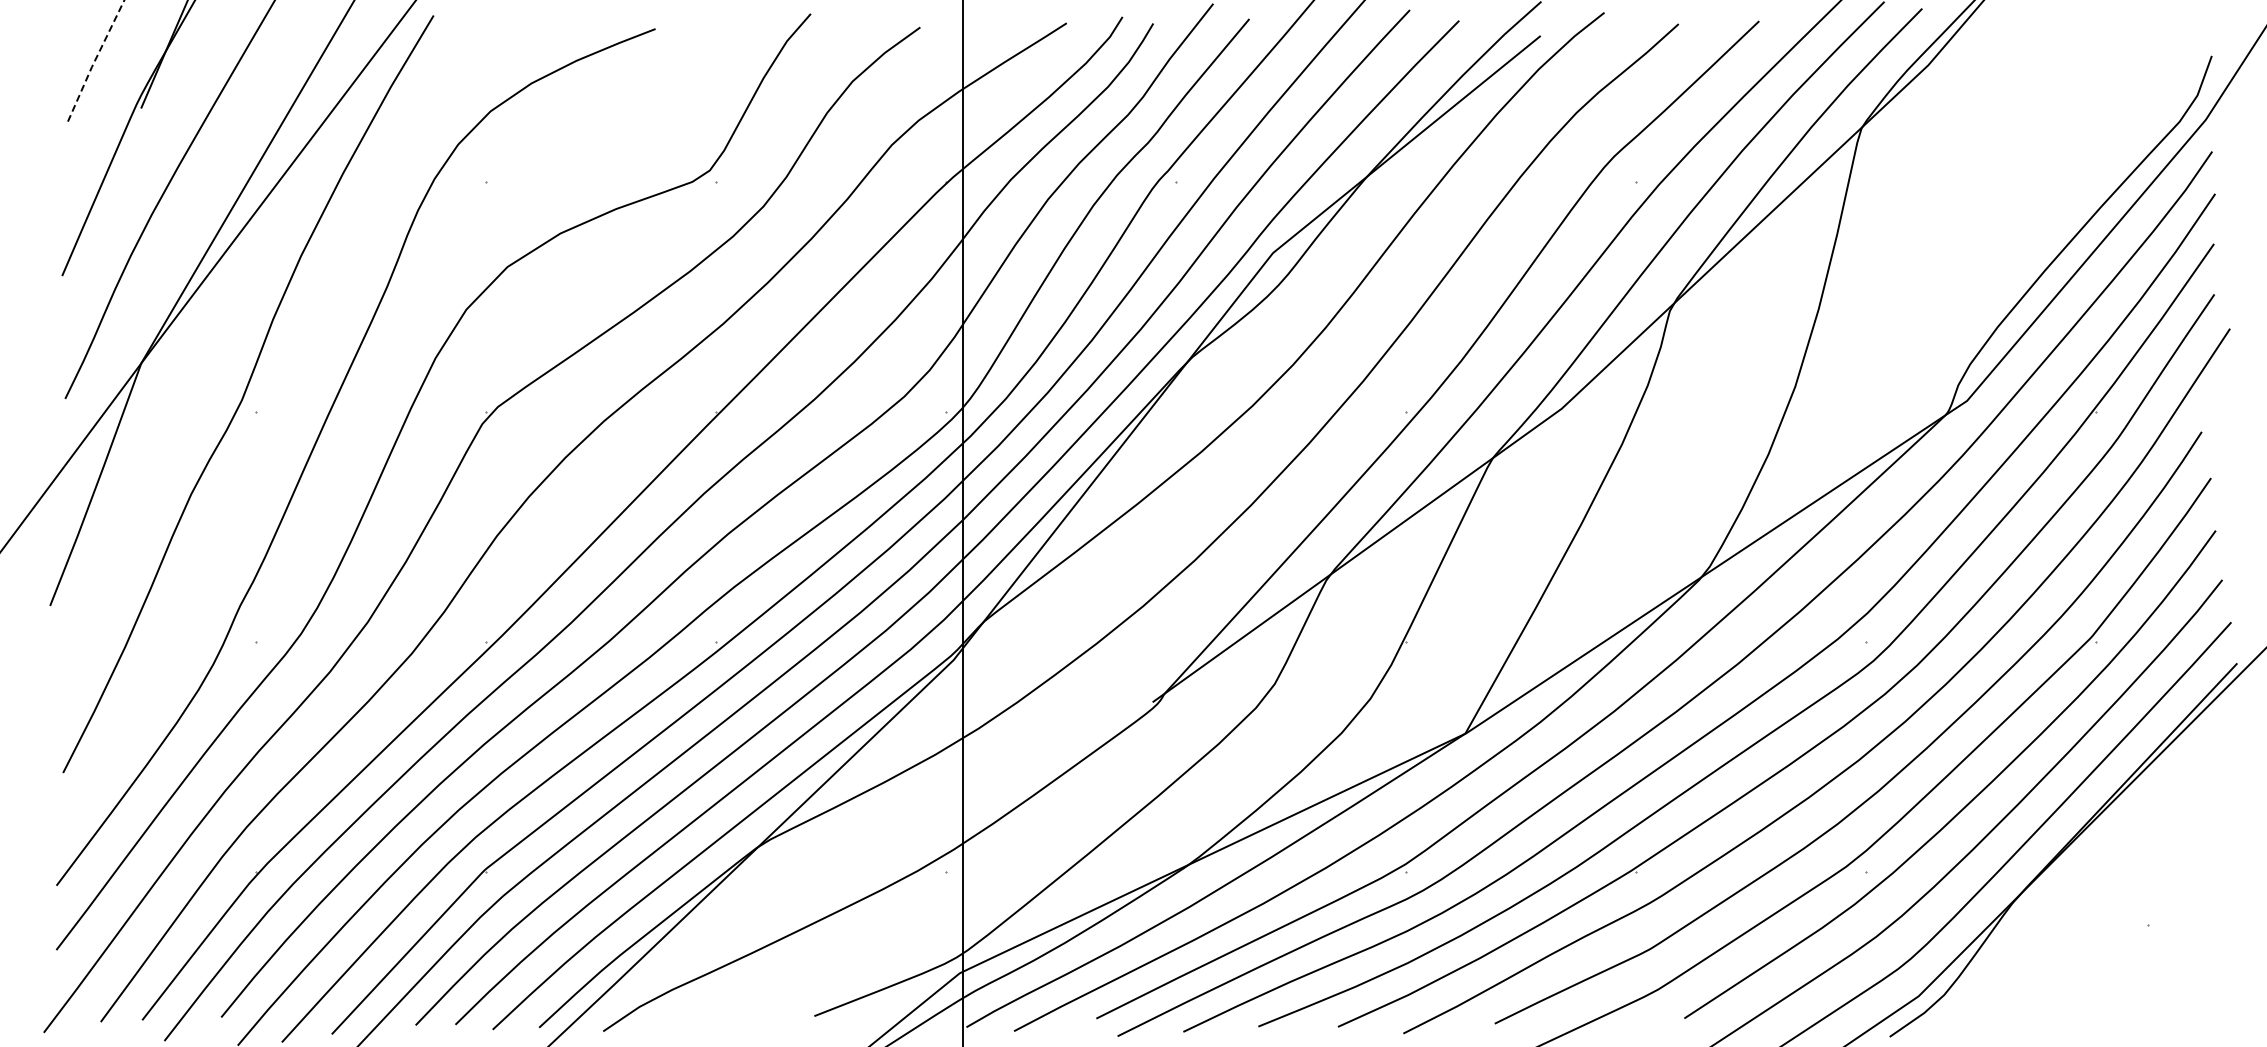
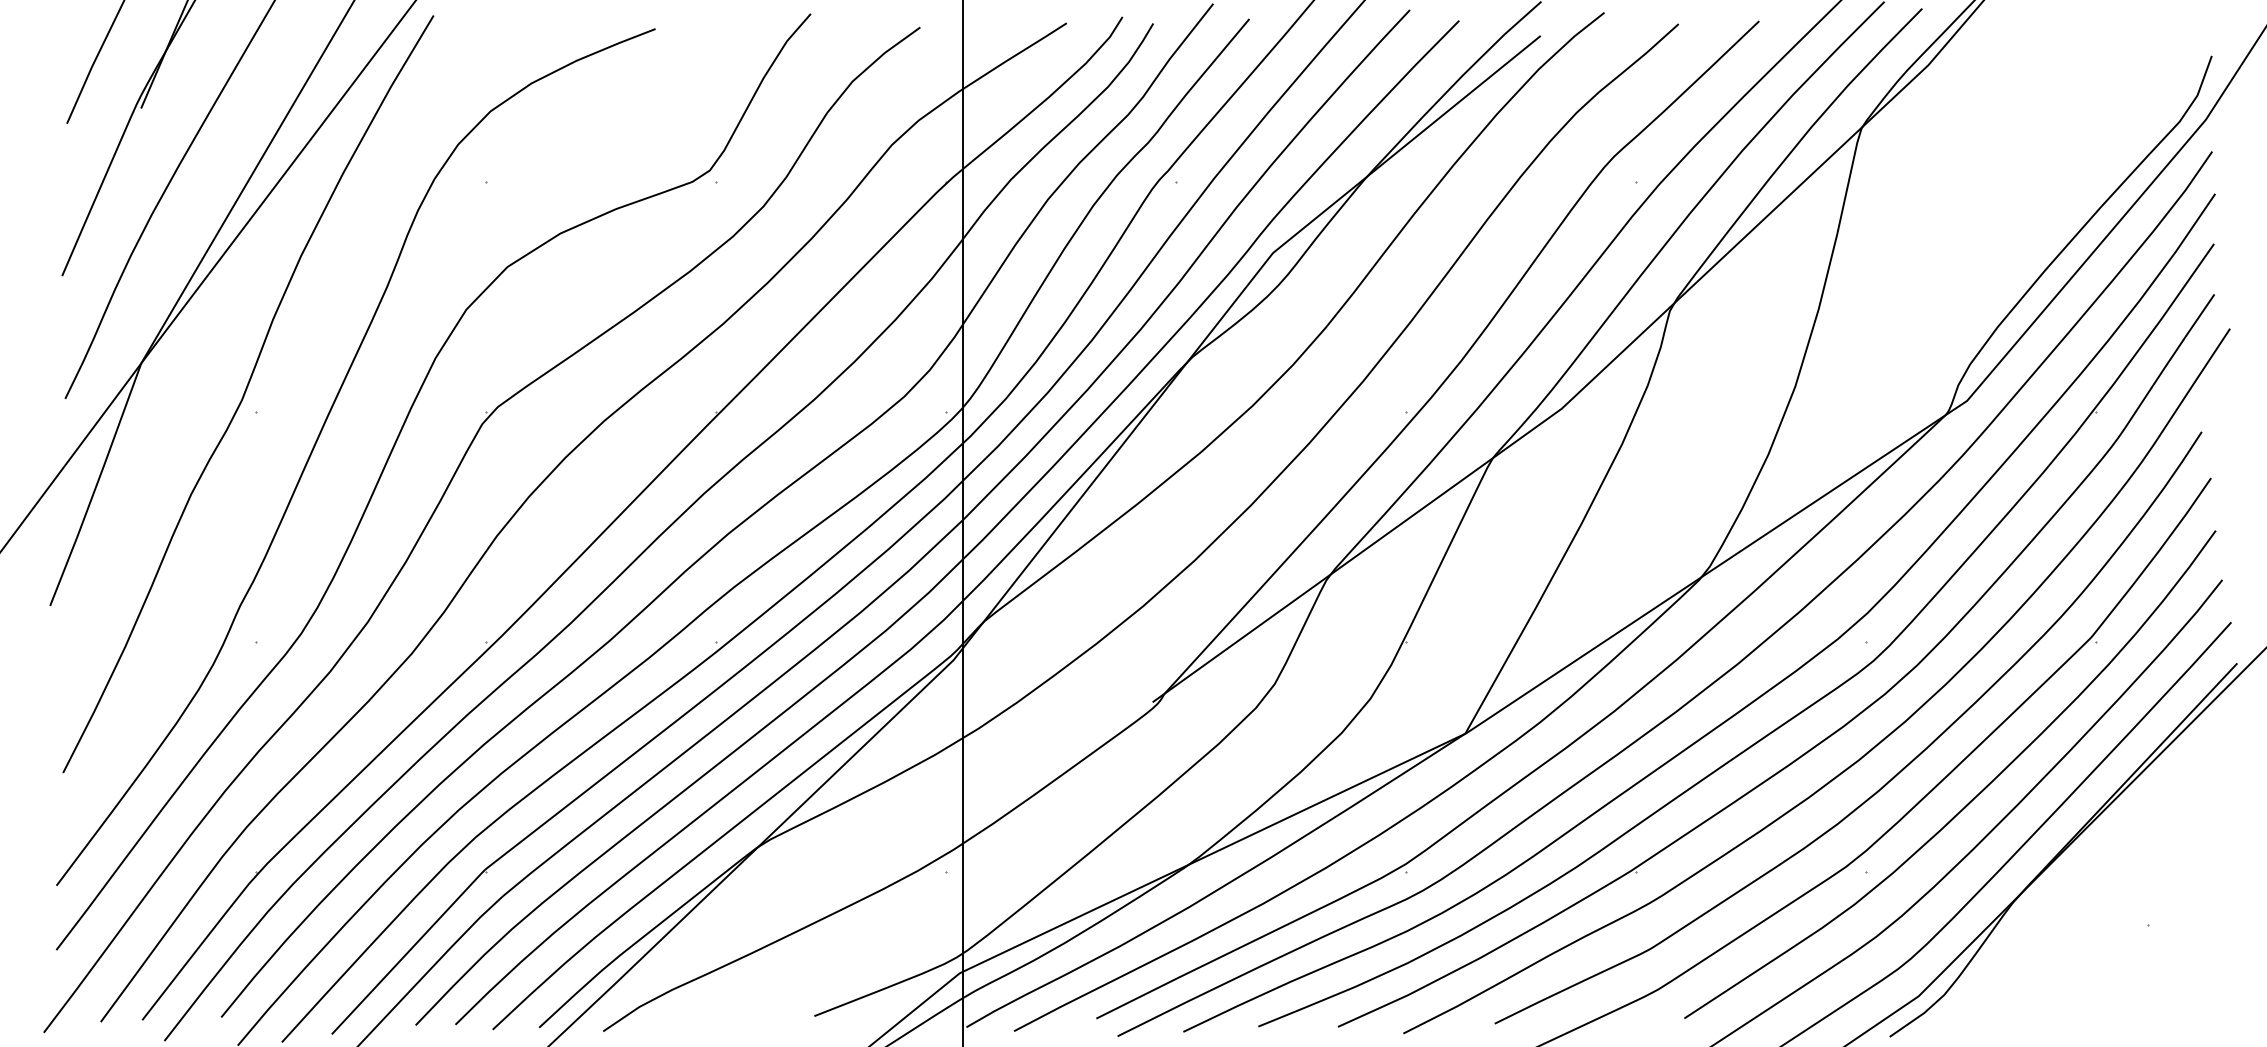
line: dashed -> solid (94, 61)
